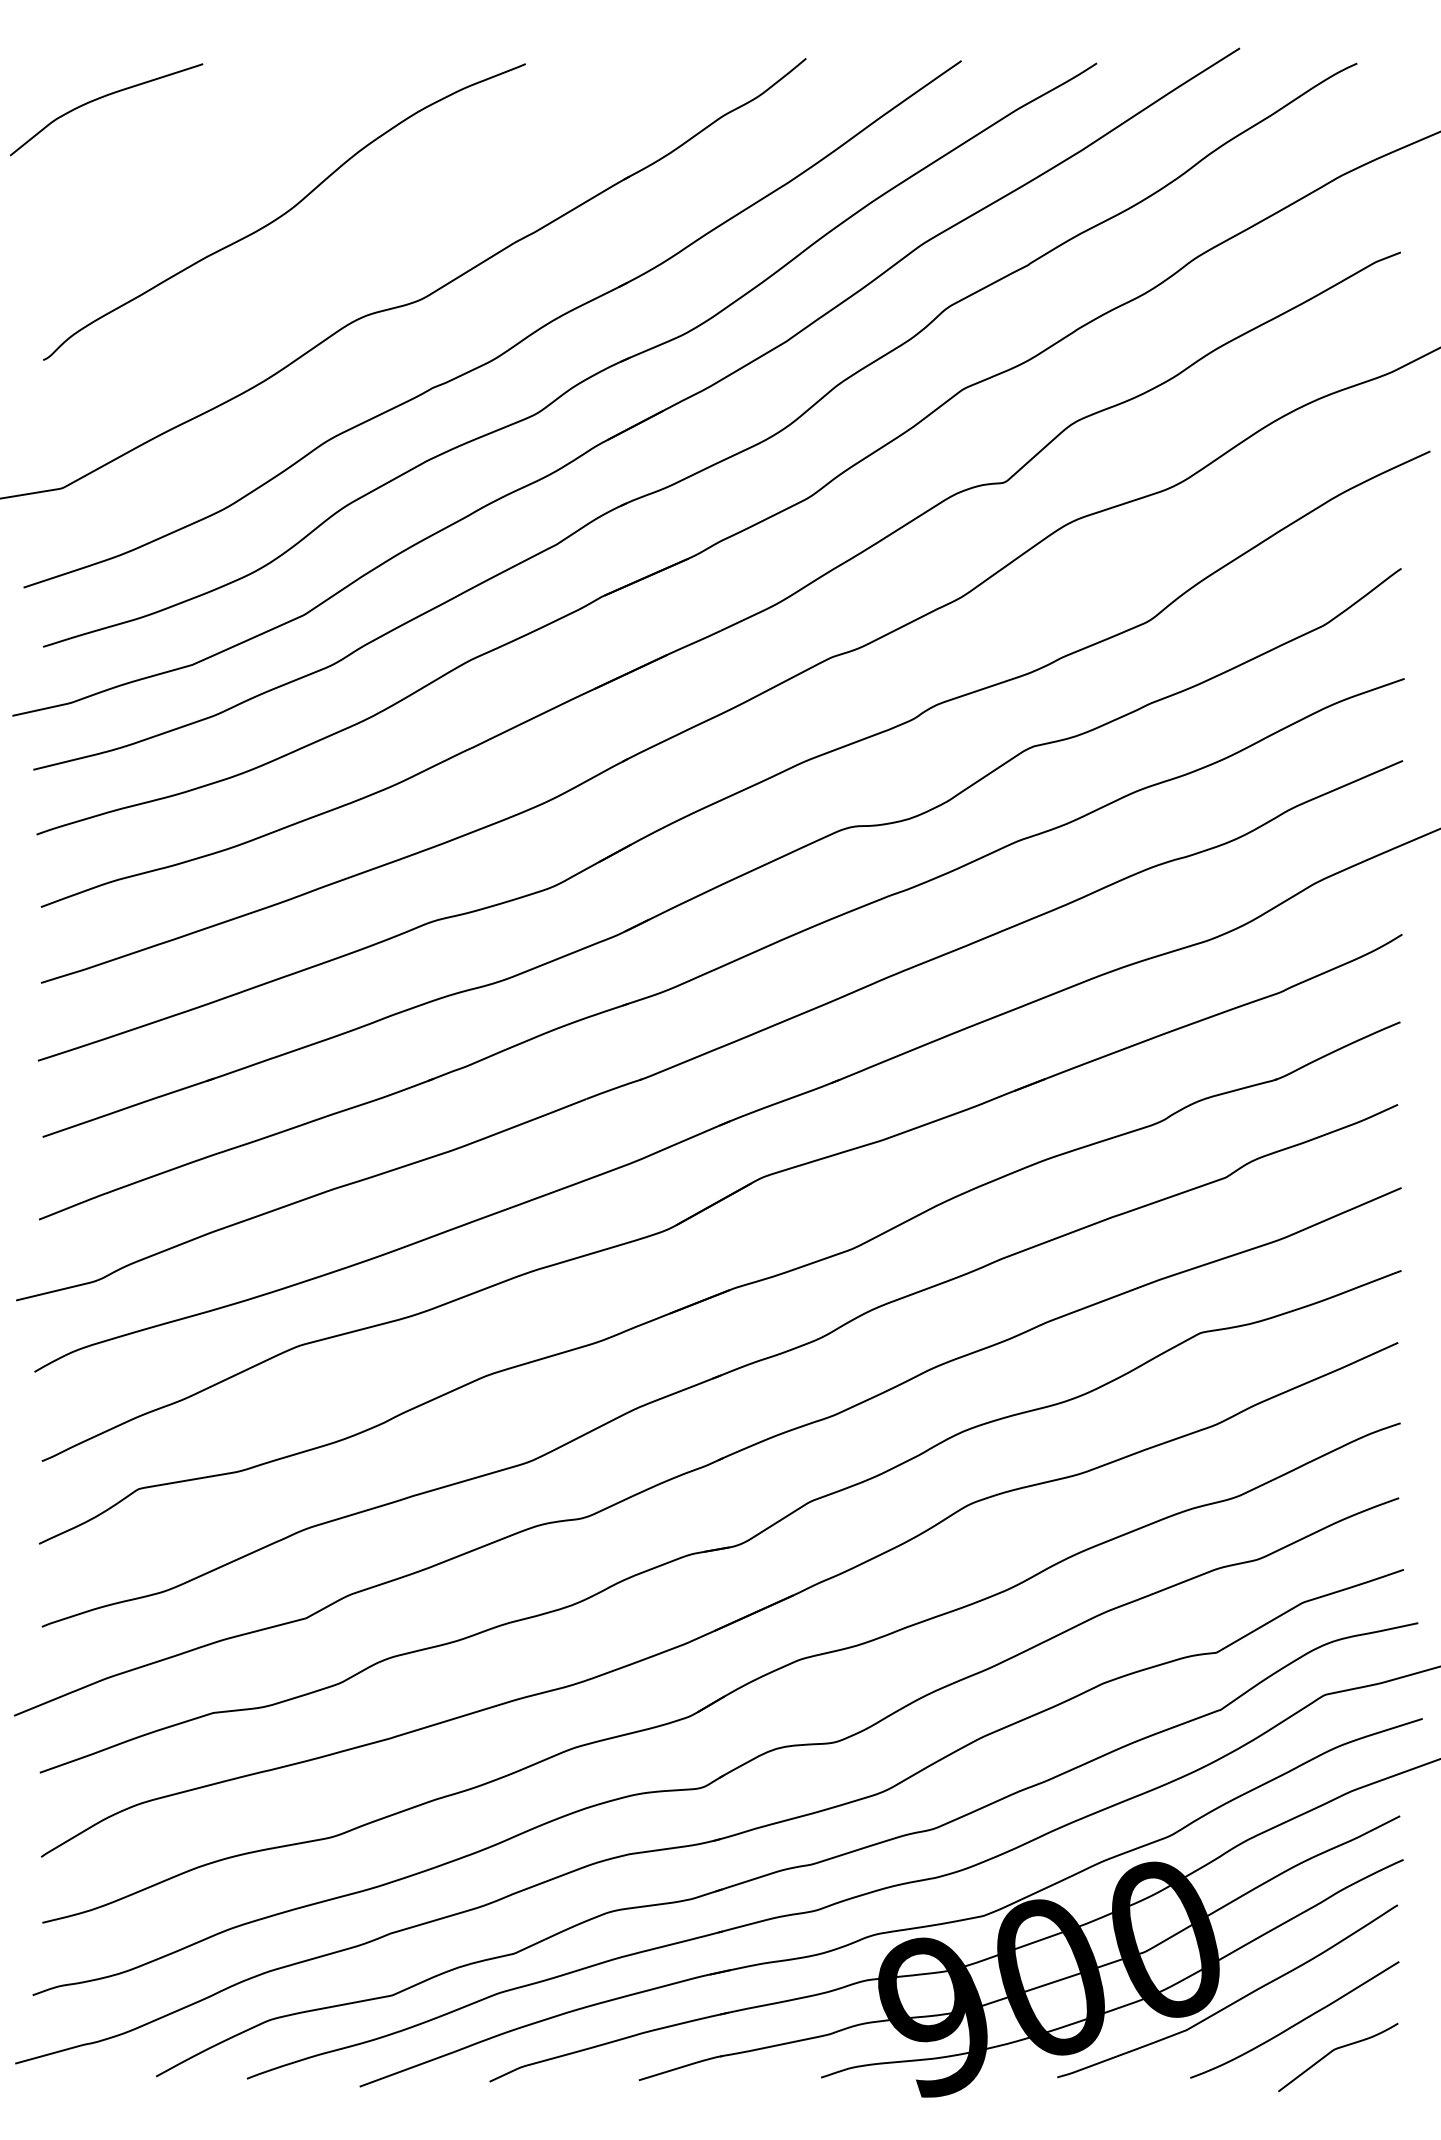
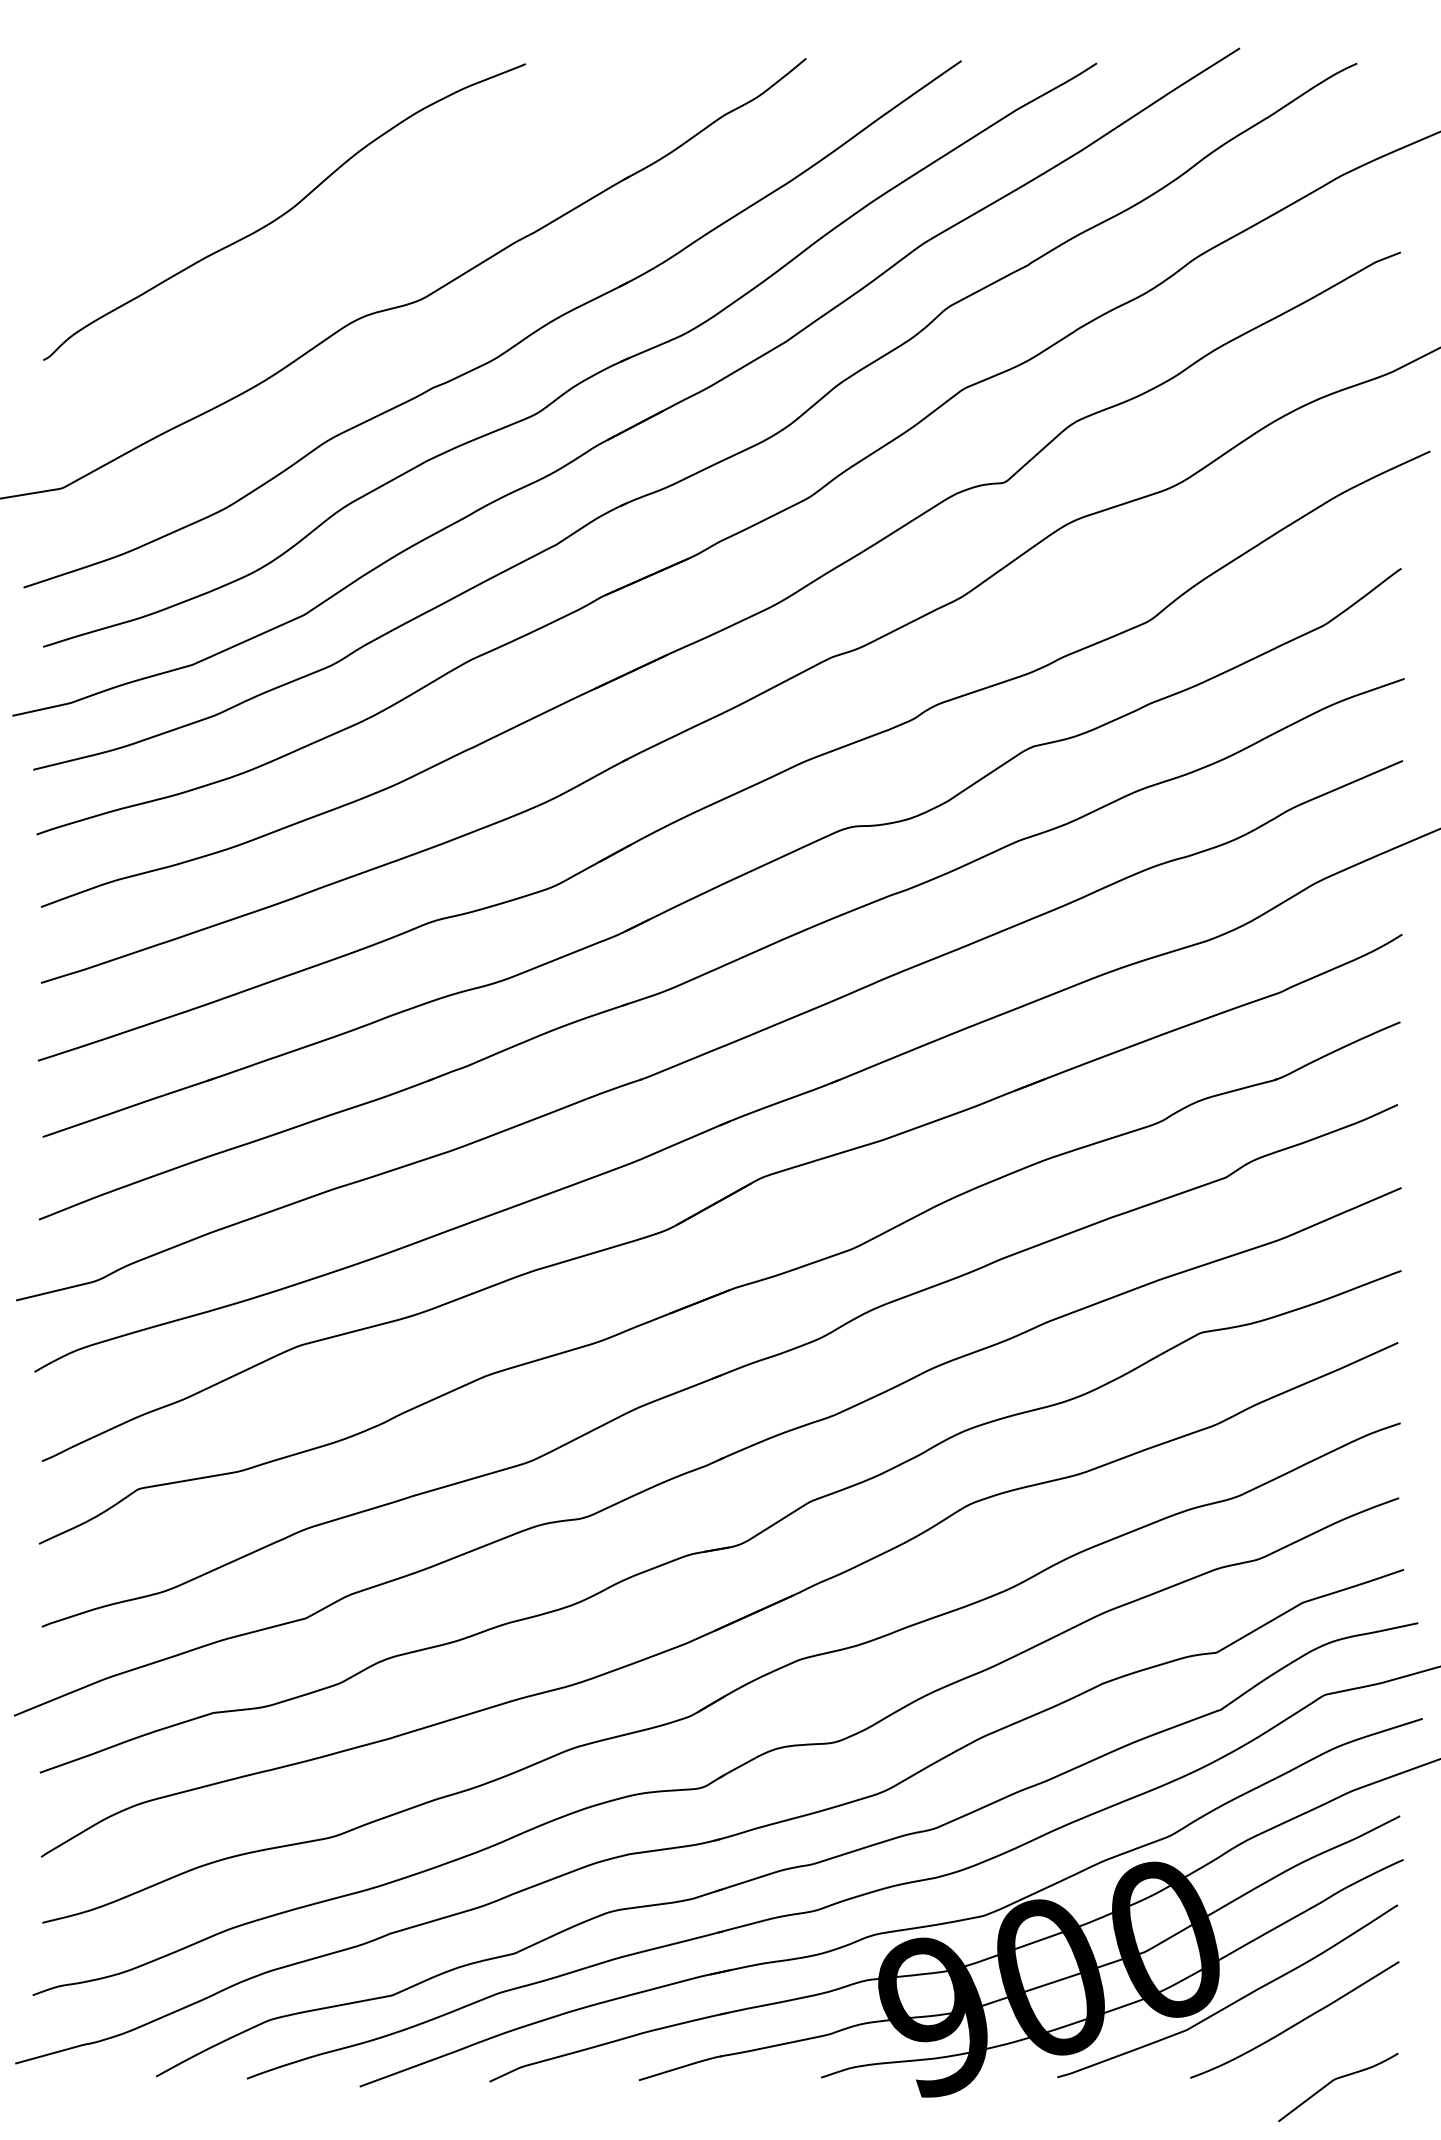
curve: present -> none (101, 98)
curve position: (1335, 2050) -> (1335, 2080) (1335, 2080)
